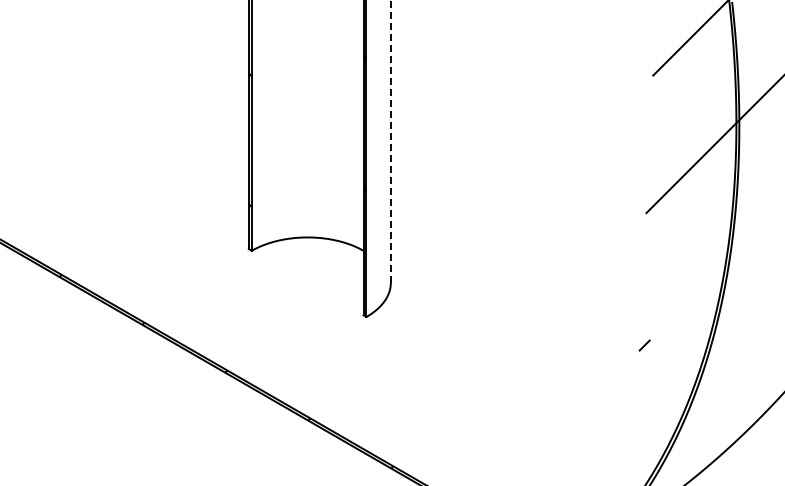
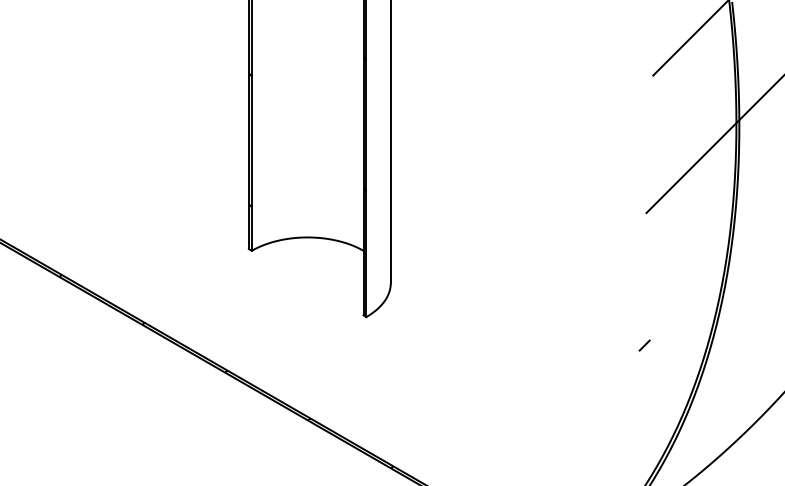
line: dashed -> solid (390, 141)
